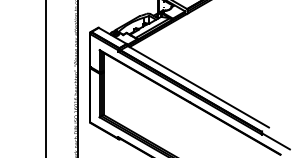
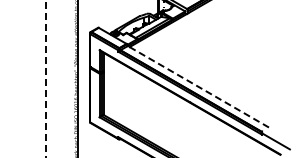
line: solid -> dashed (45, 78)
line: solid -> dashed (197, 86)
